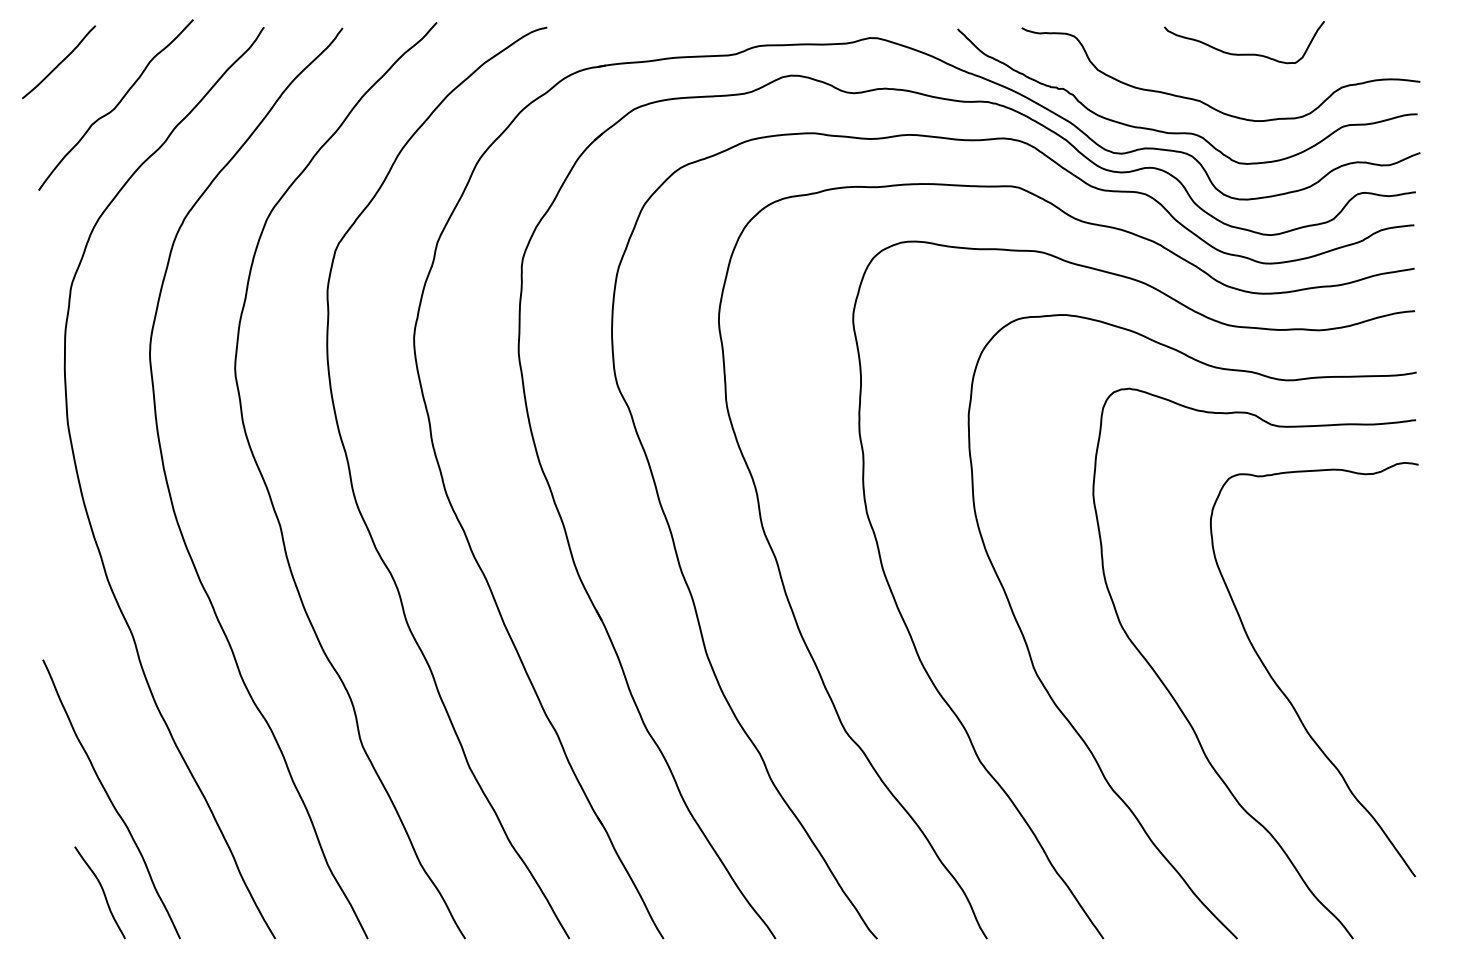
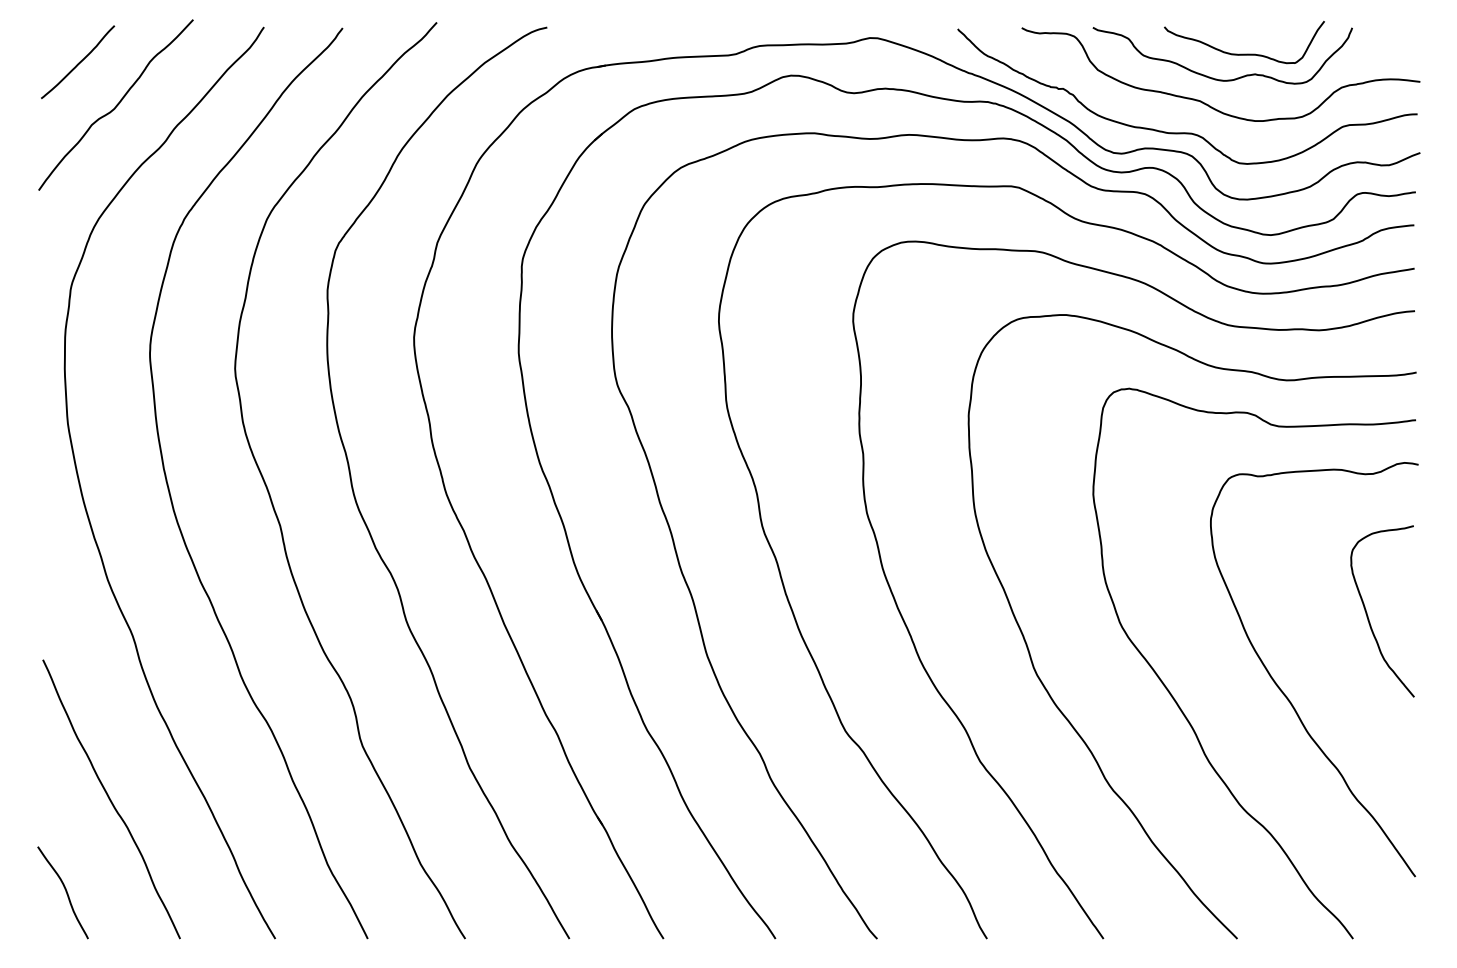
curve position: (59, 62) -> (78, 62) (78, 62)
curve: none -> present (1213, 77)
curve: none -> present (1368, 615)
curve position: (102, 892) -> (65, 892) (65, 892)
